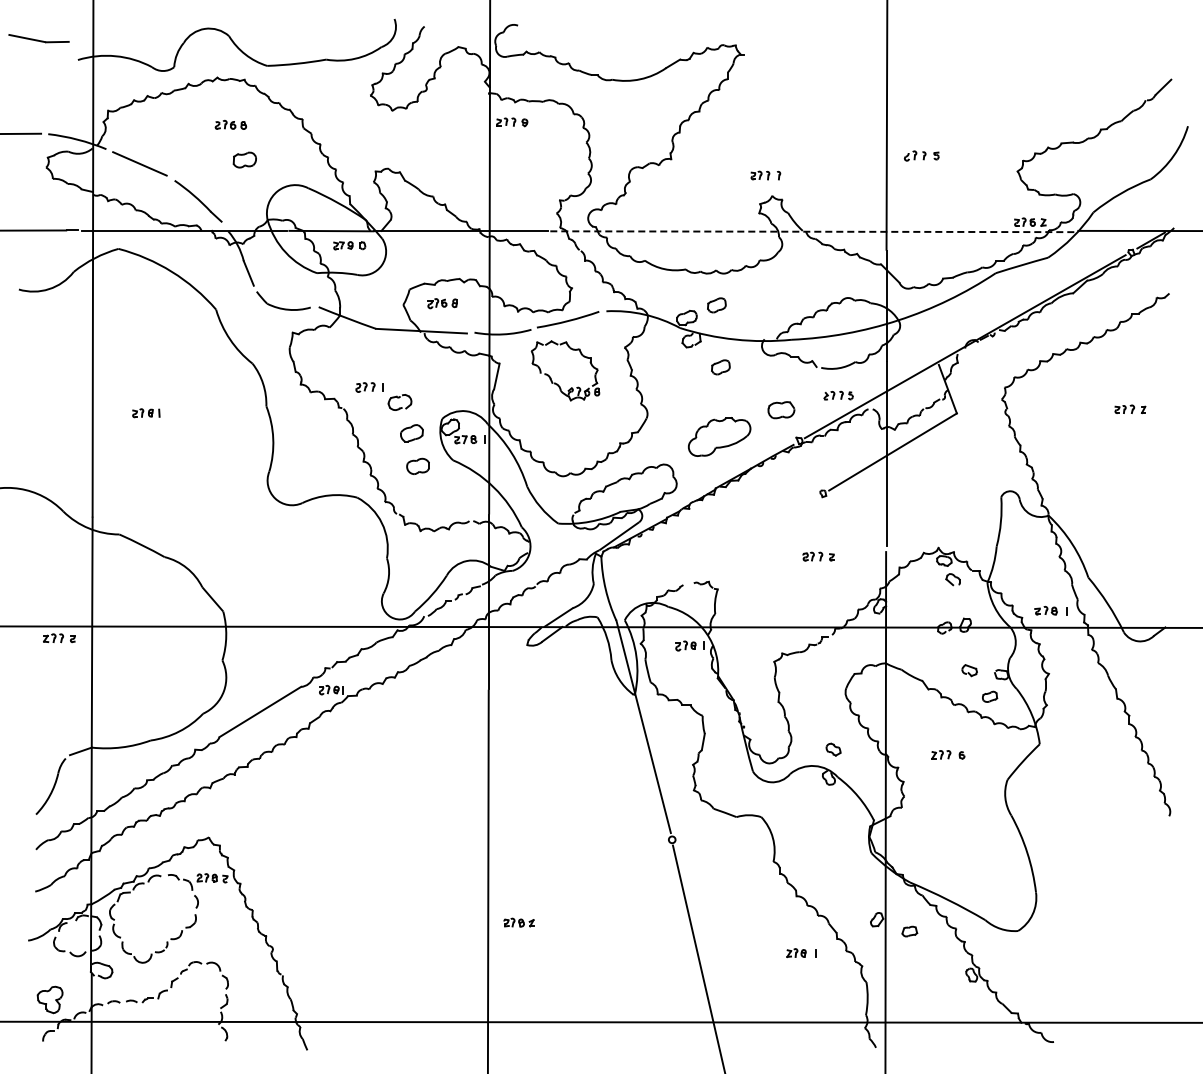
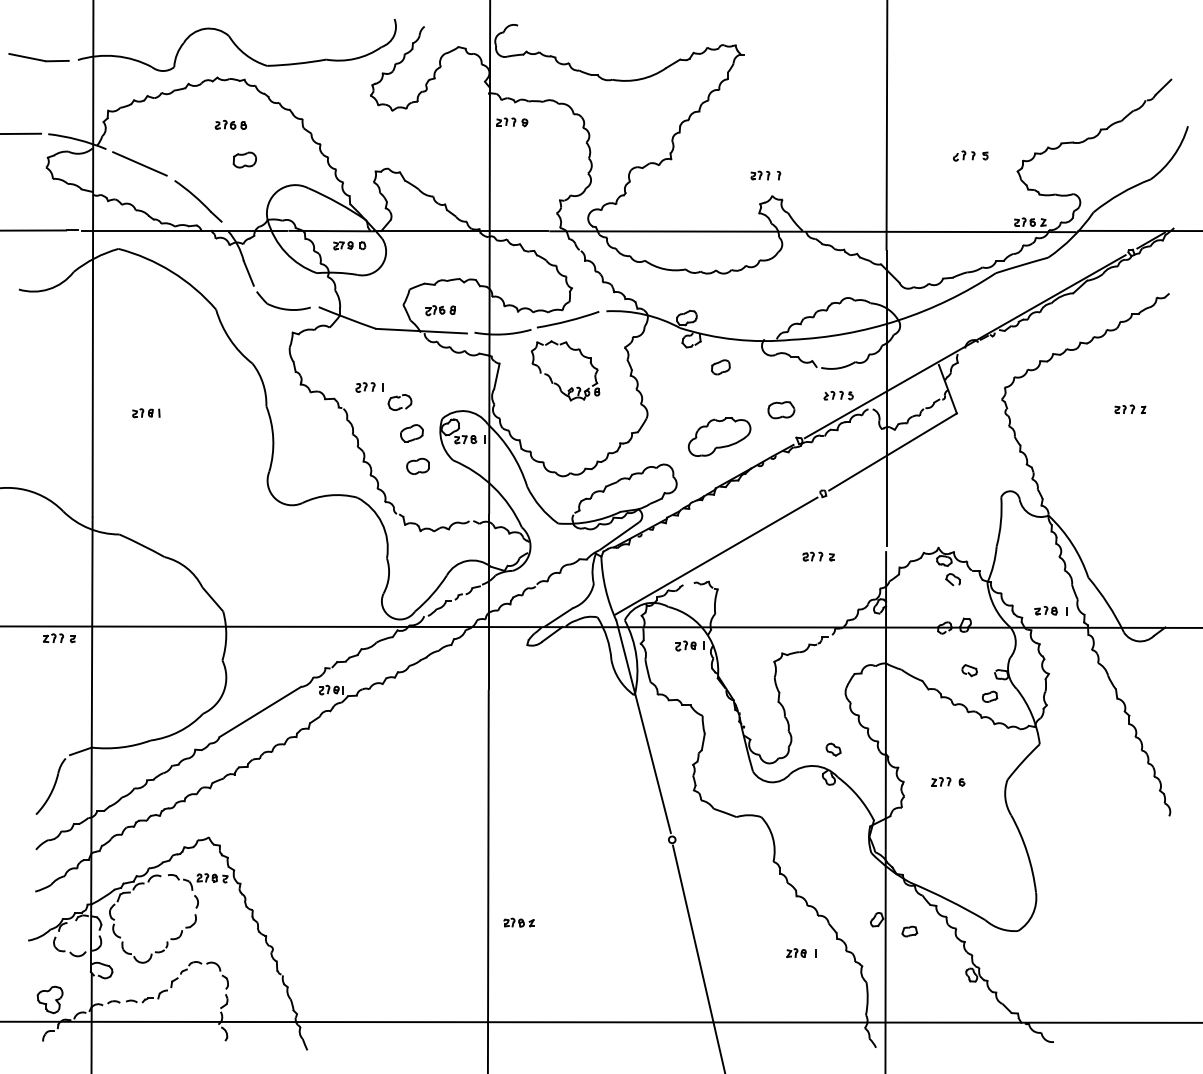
part position: (38, 38) -> (38, 57) (38, 57)
part position: (921, 155) -> (970, 155) (970, 155)
line: dashed -> solid (813, 231)
part position: (442, 303) -> (440, 310) (440, 310)
part: present -> none (716, 305)
line: none -> present (716, 555)
part position: (948, 754) -> (948, 781) (948, 781)
